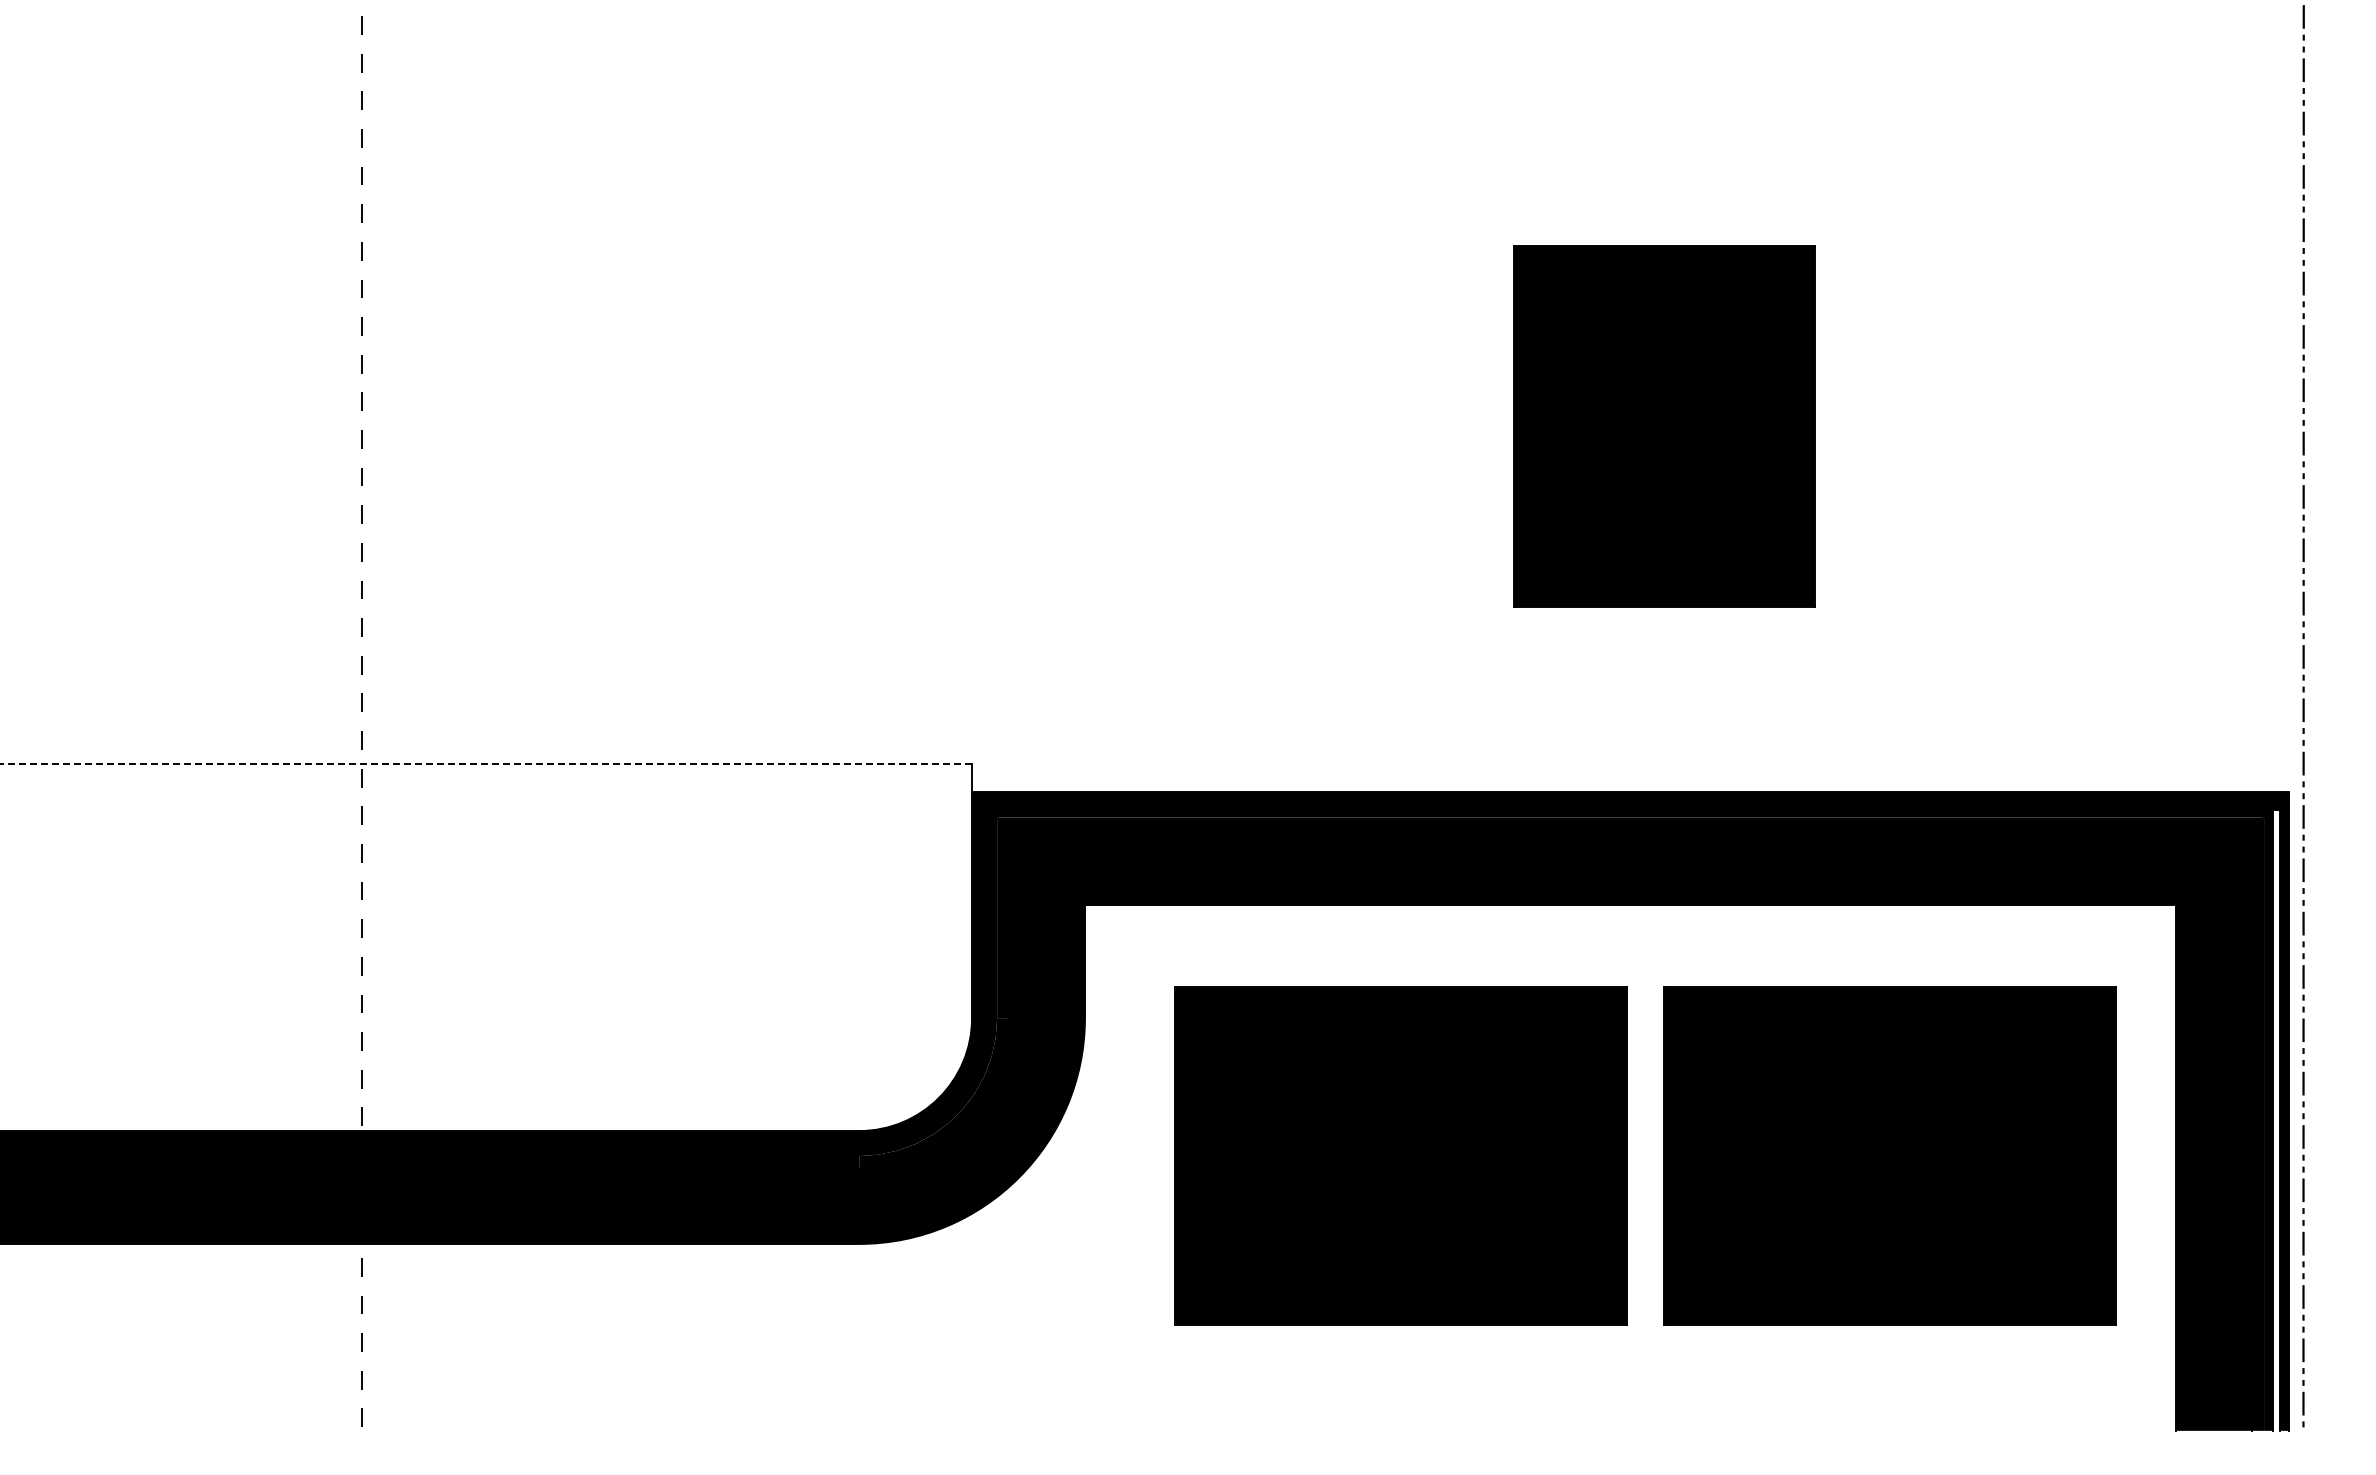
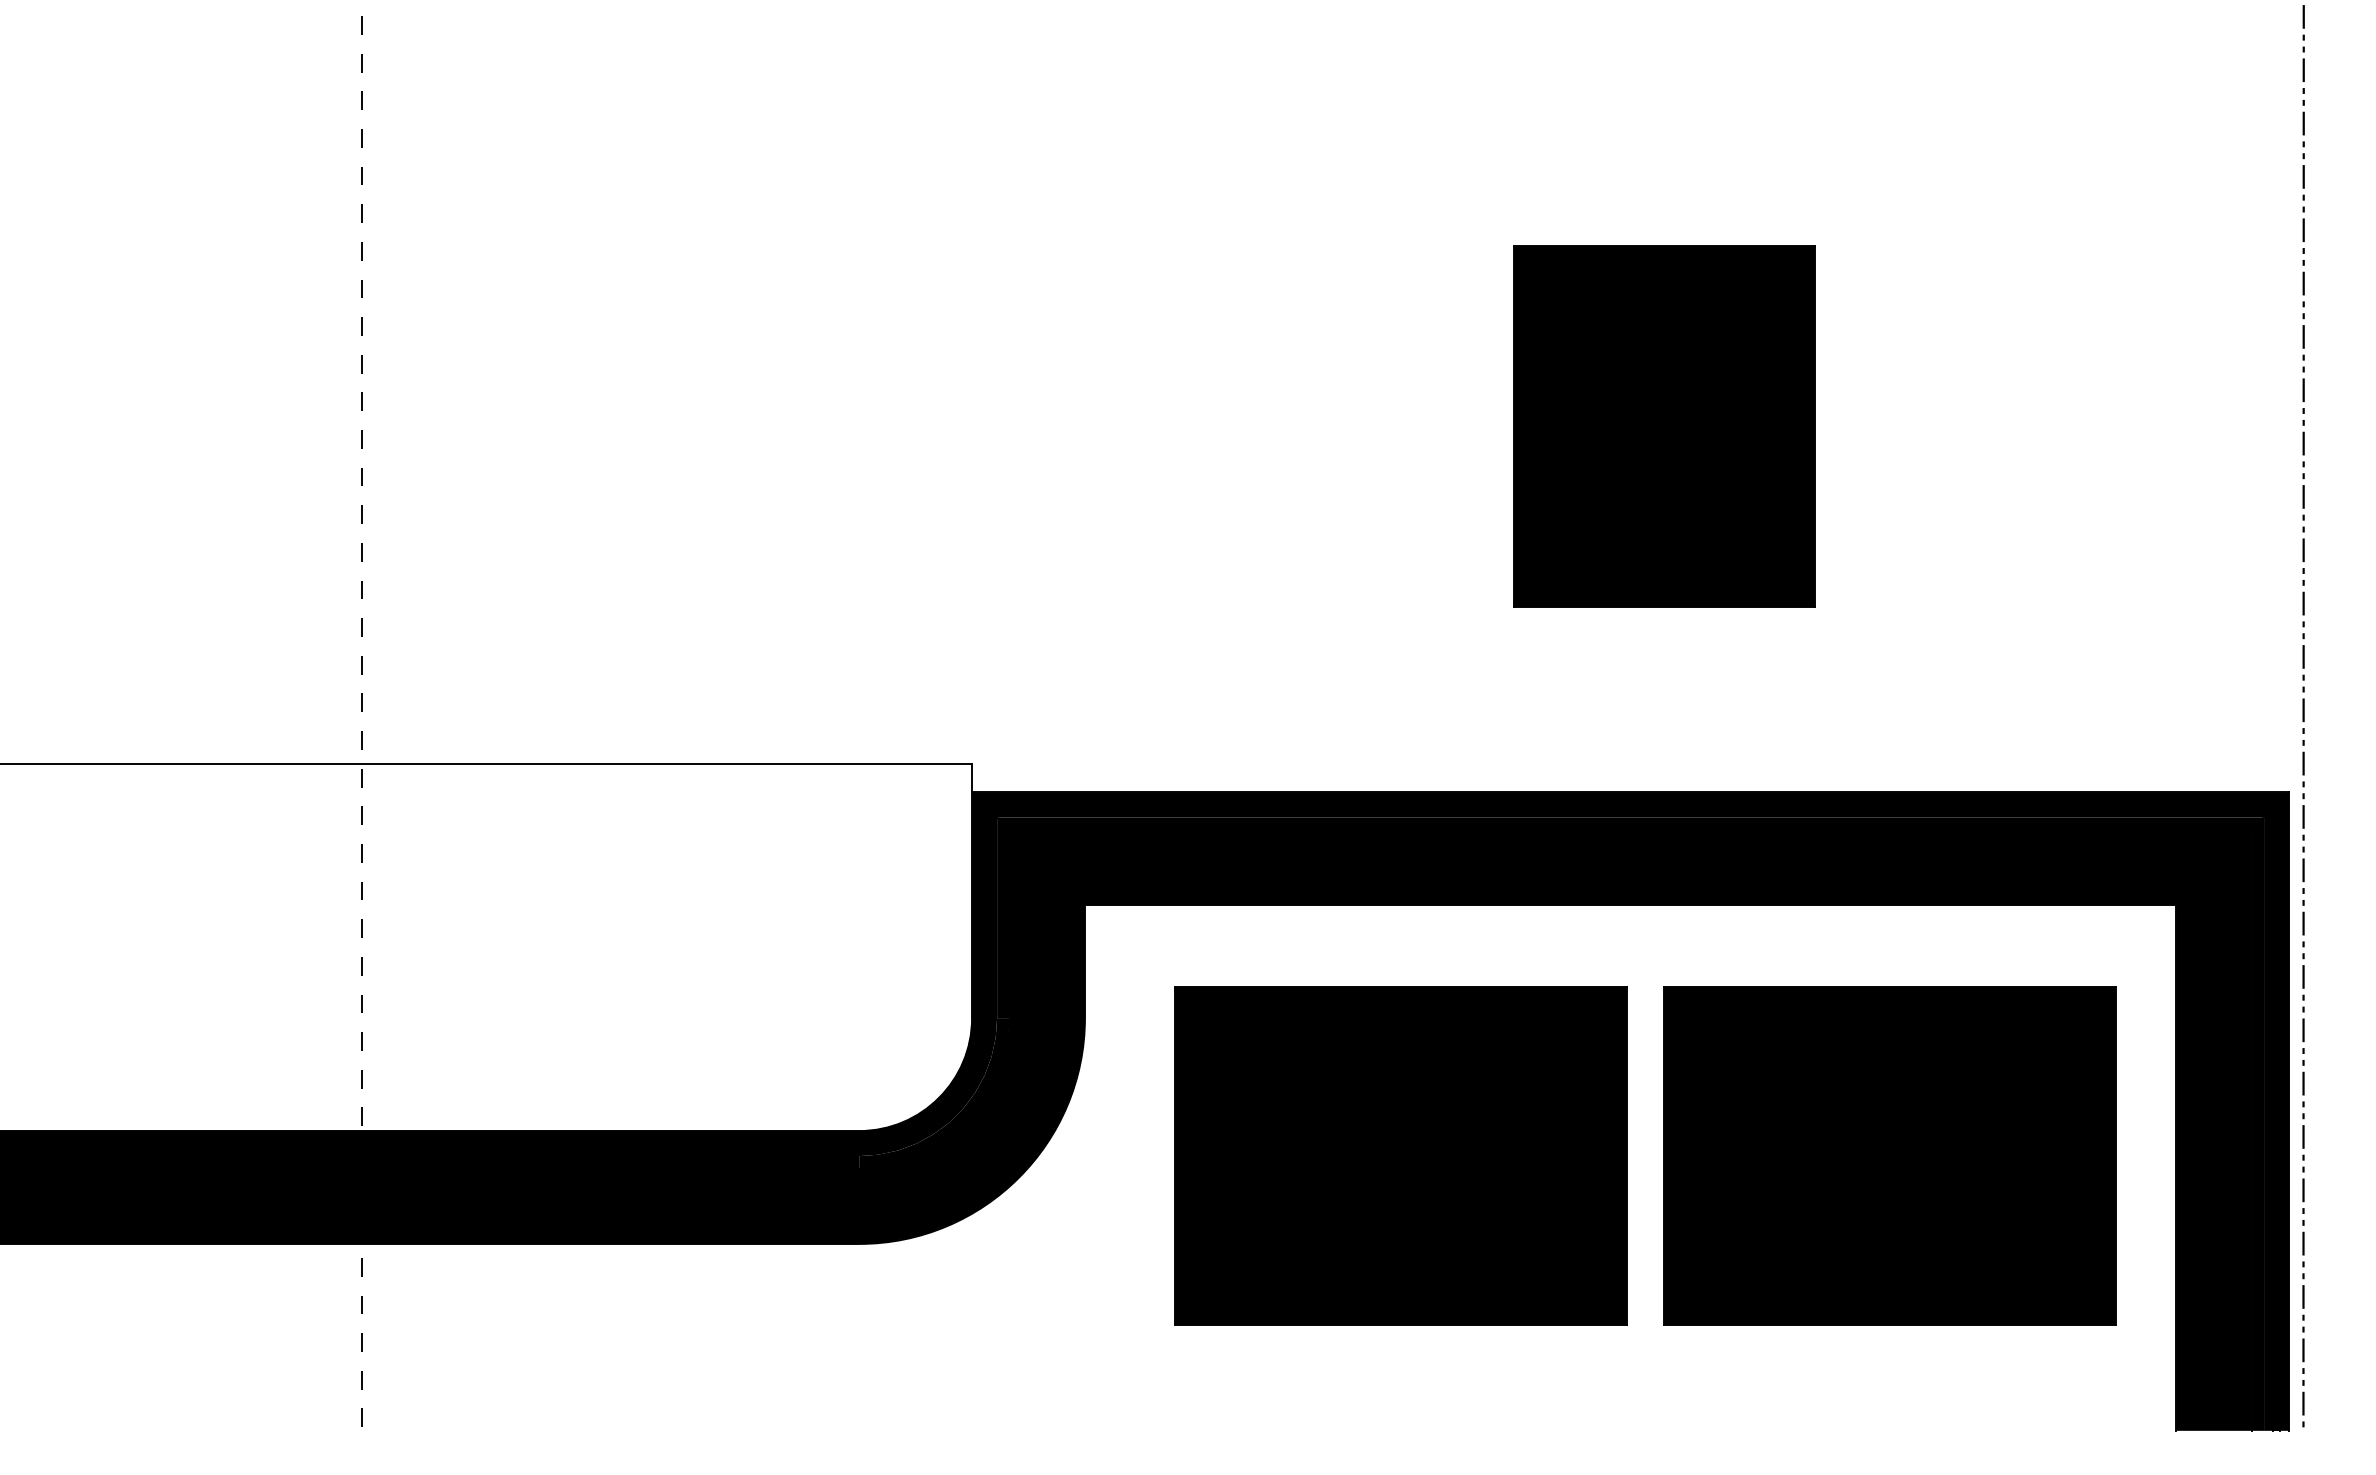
line: dashed -> solid (486, 764)
fill: none -> present (2276, 1120)
